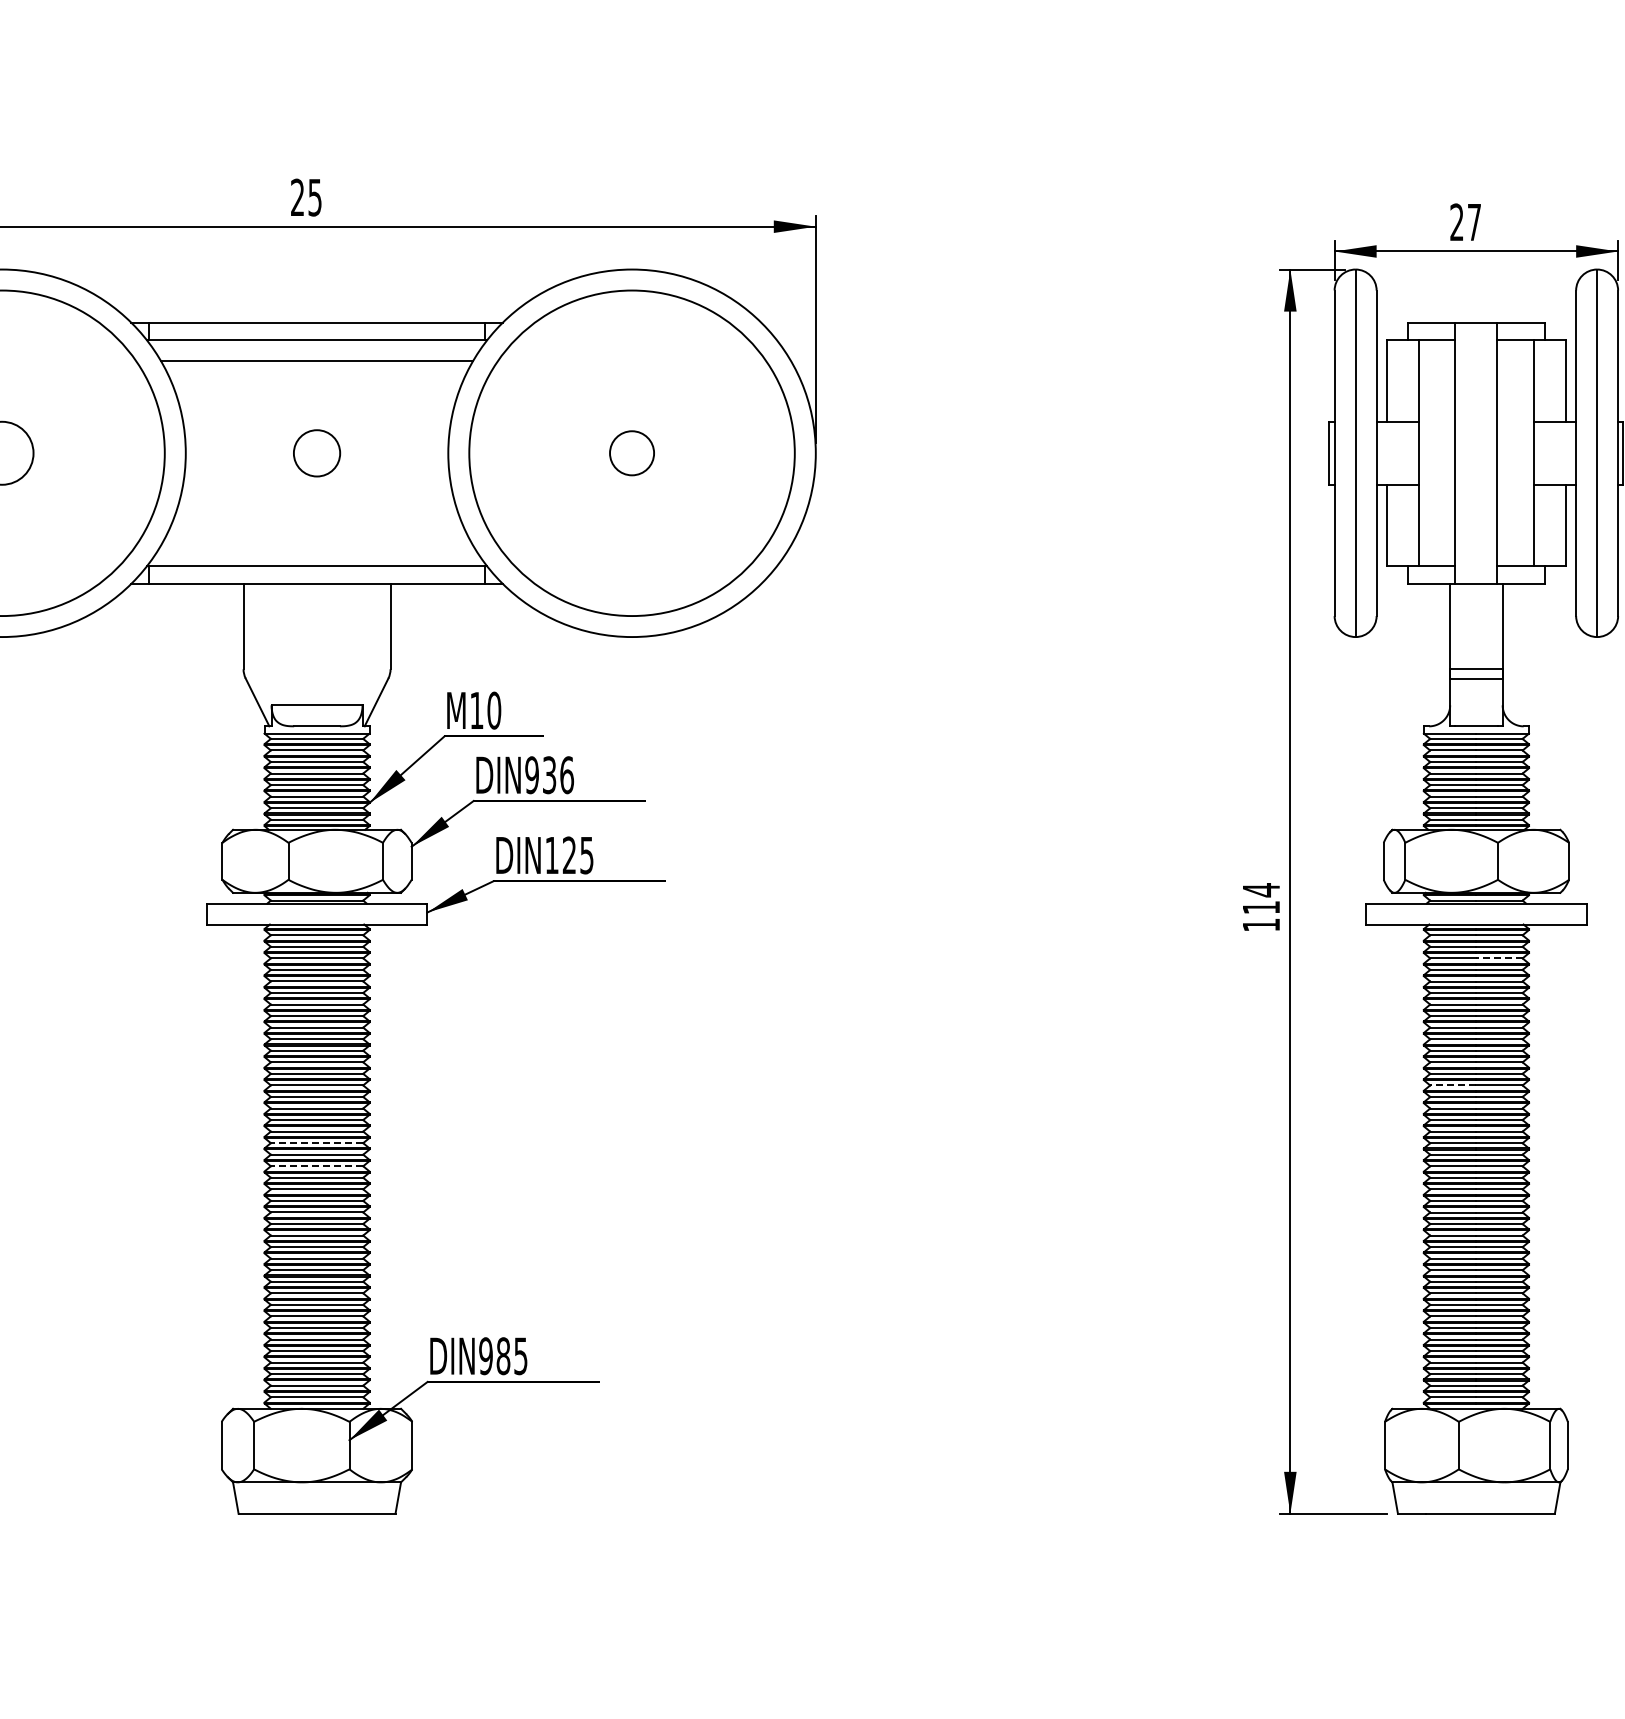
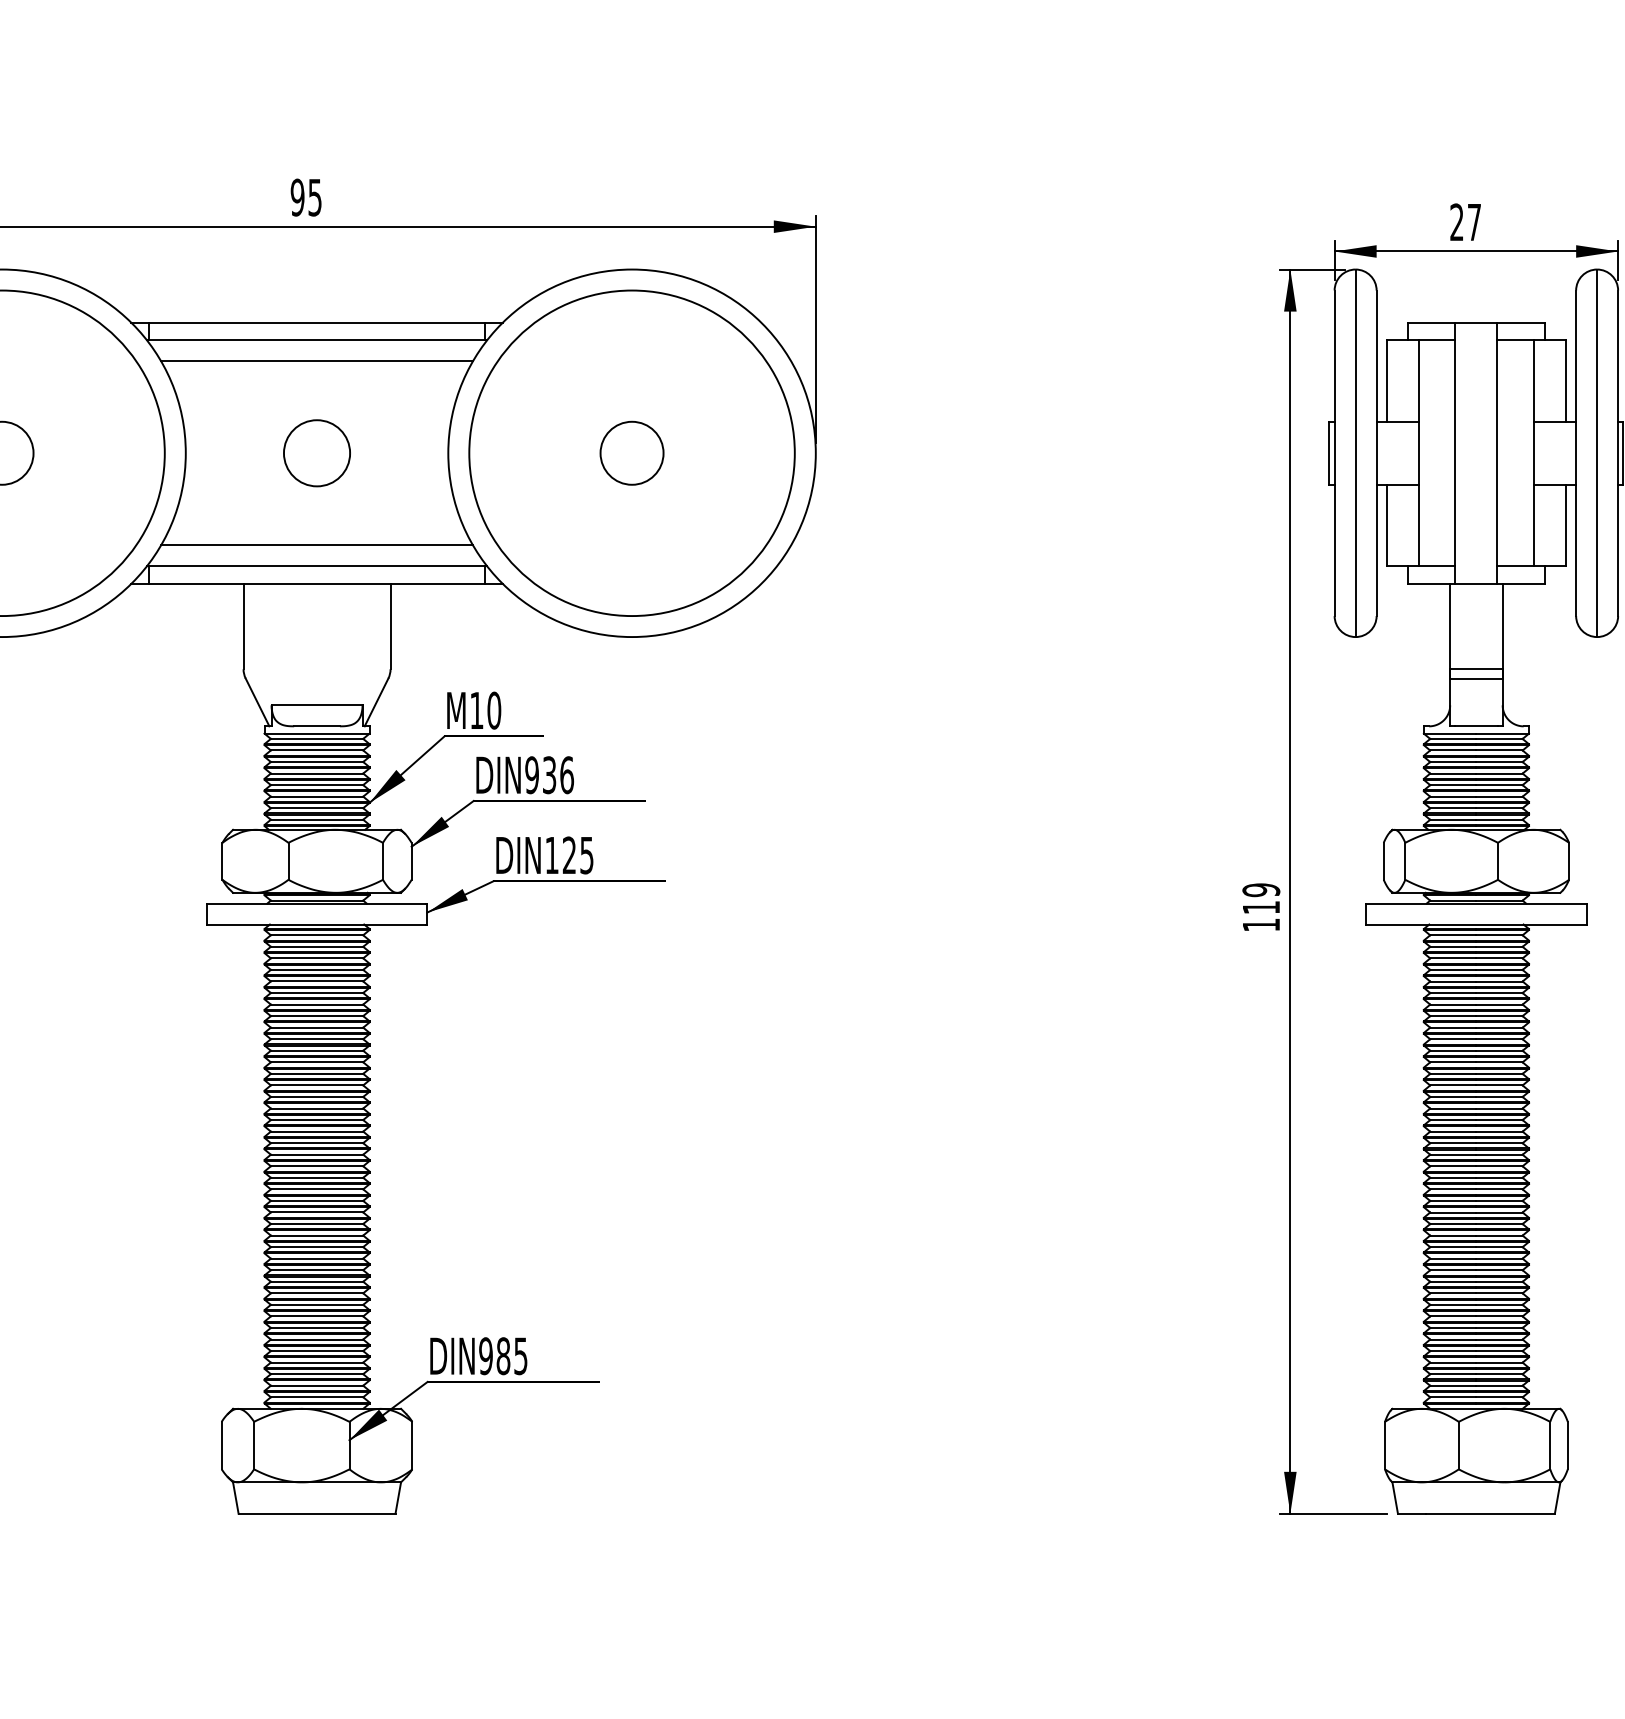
text: 25 -> 95 (297, 197)
circle size: 49x49 px -> 68x69 px (316, 453)
circle diameter: 44 px -> 63 px (631, 452)
line: none -> present (316, 545)
text: 114 -> 119 (1261, 890)
line: dashed -> solid (1499, 958)
line: dashed -> solid (1452, 1085)
line: dashed -> solid (316, 1143)
line: dashed -> solid (316, 1166)
